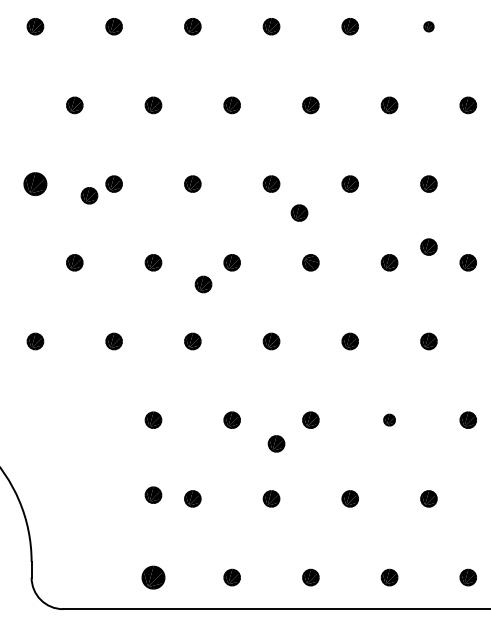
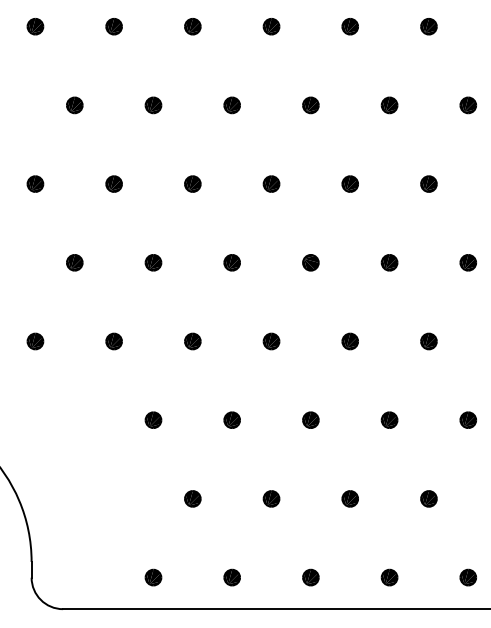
part size: 12x12 px -> 18x18 px (428, 26)
part size: 25x24 px -> 19x18 px (35, 183)
part: present -> none (89, 195)
part: present -> none (299, 212)
part: present -> none (428, 246)
part: present -> none (203, 284)
part size: 13x14 px -> 19x18 px (389, 419)
part: present -> none (276, 443)
part: present -> none (153, 494)
part size: 25x25 px -> 19x19 px (153, 577)
